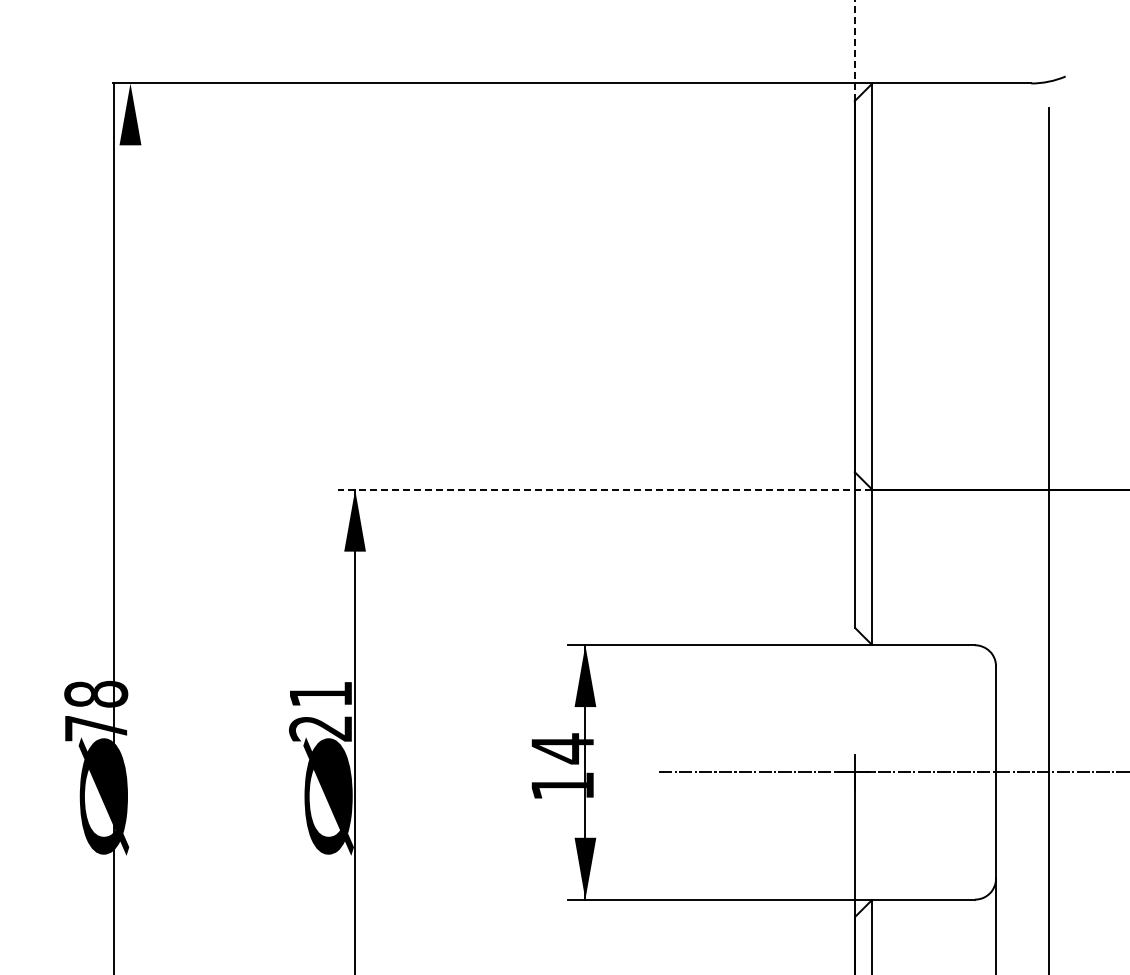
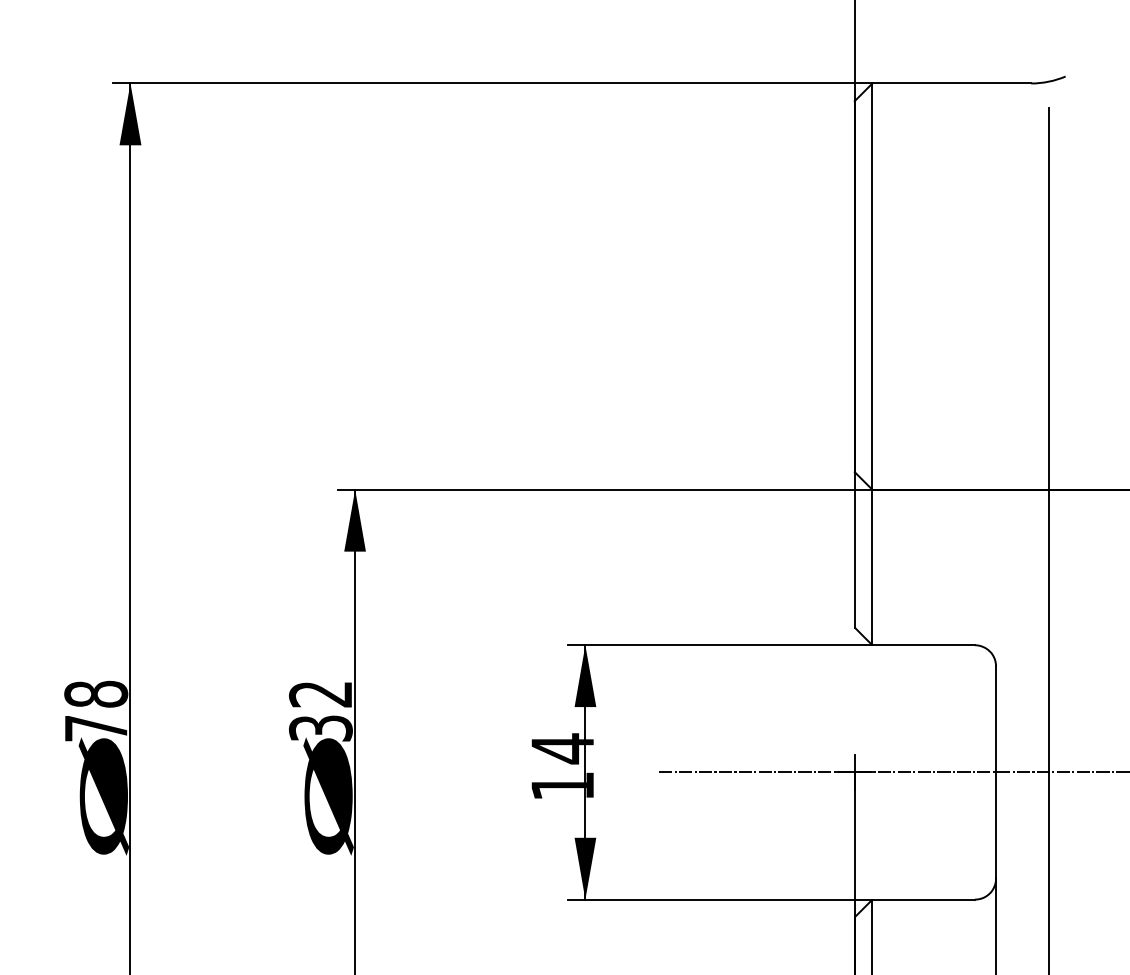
line: dashed -> solid (854, 50)
line: dashed -> solid (604, 489)
line position: (114, 527) -> (130, 527) (130, 527)
text: 21 -> 32 (320, 711)
